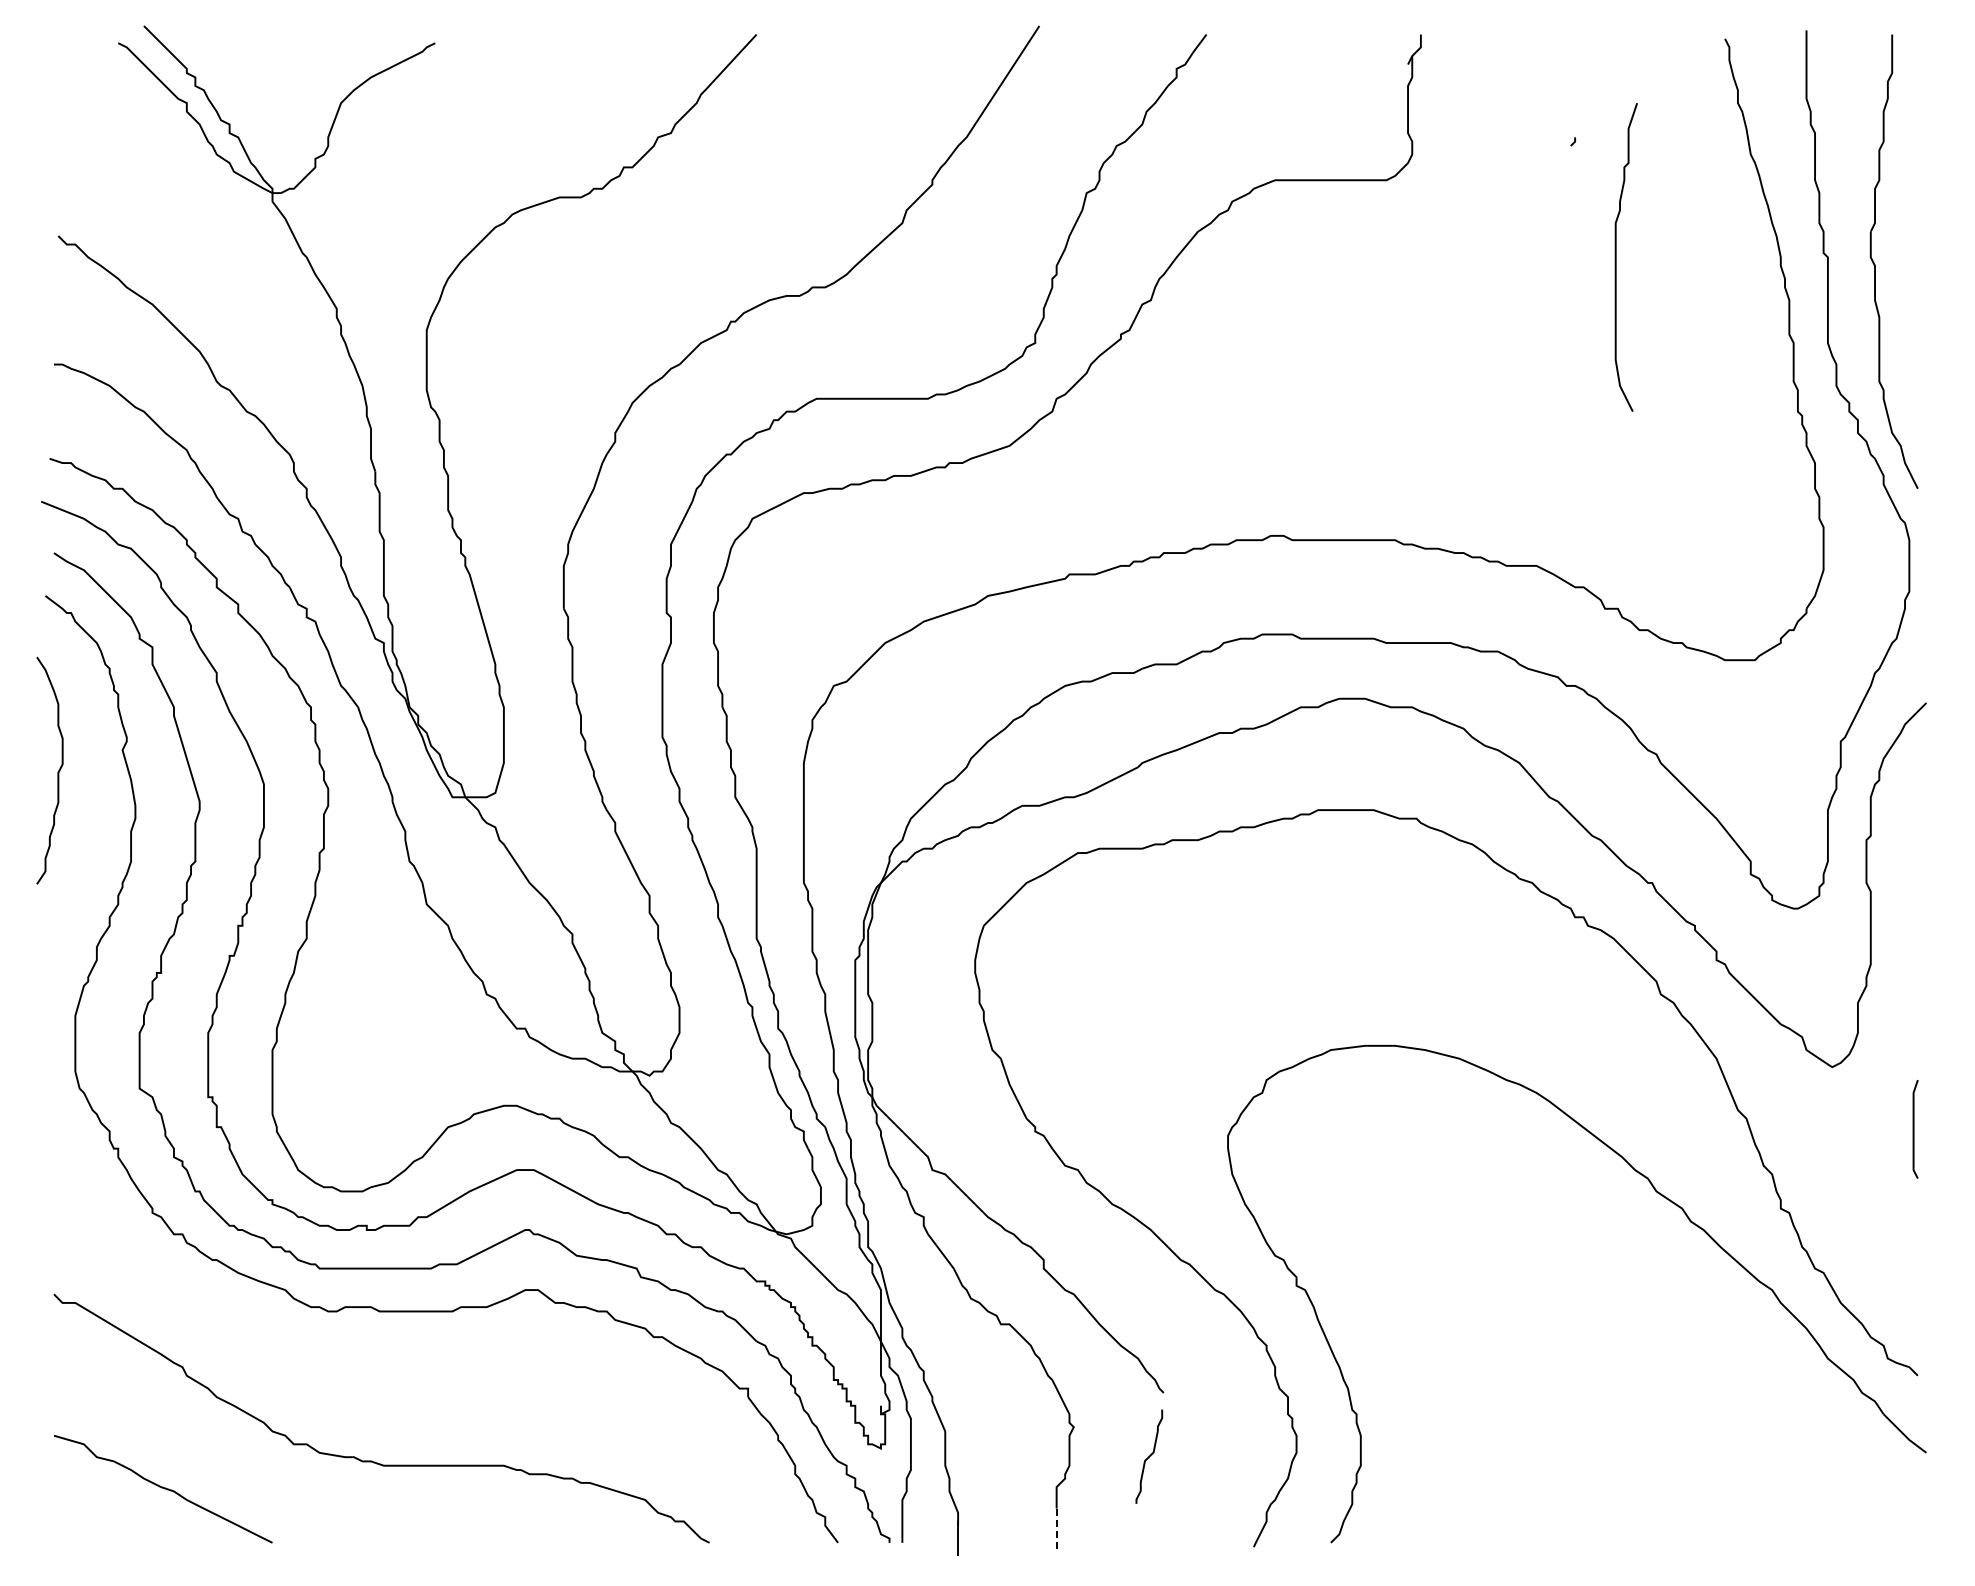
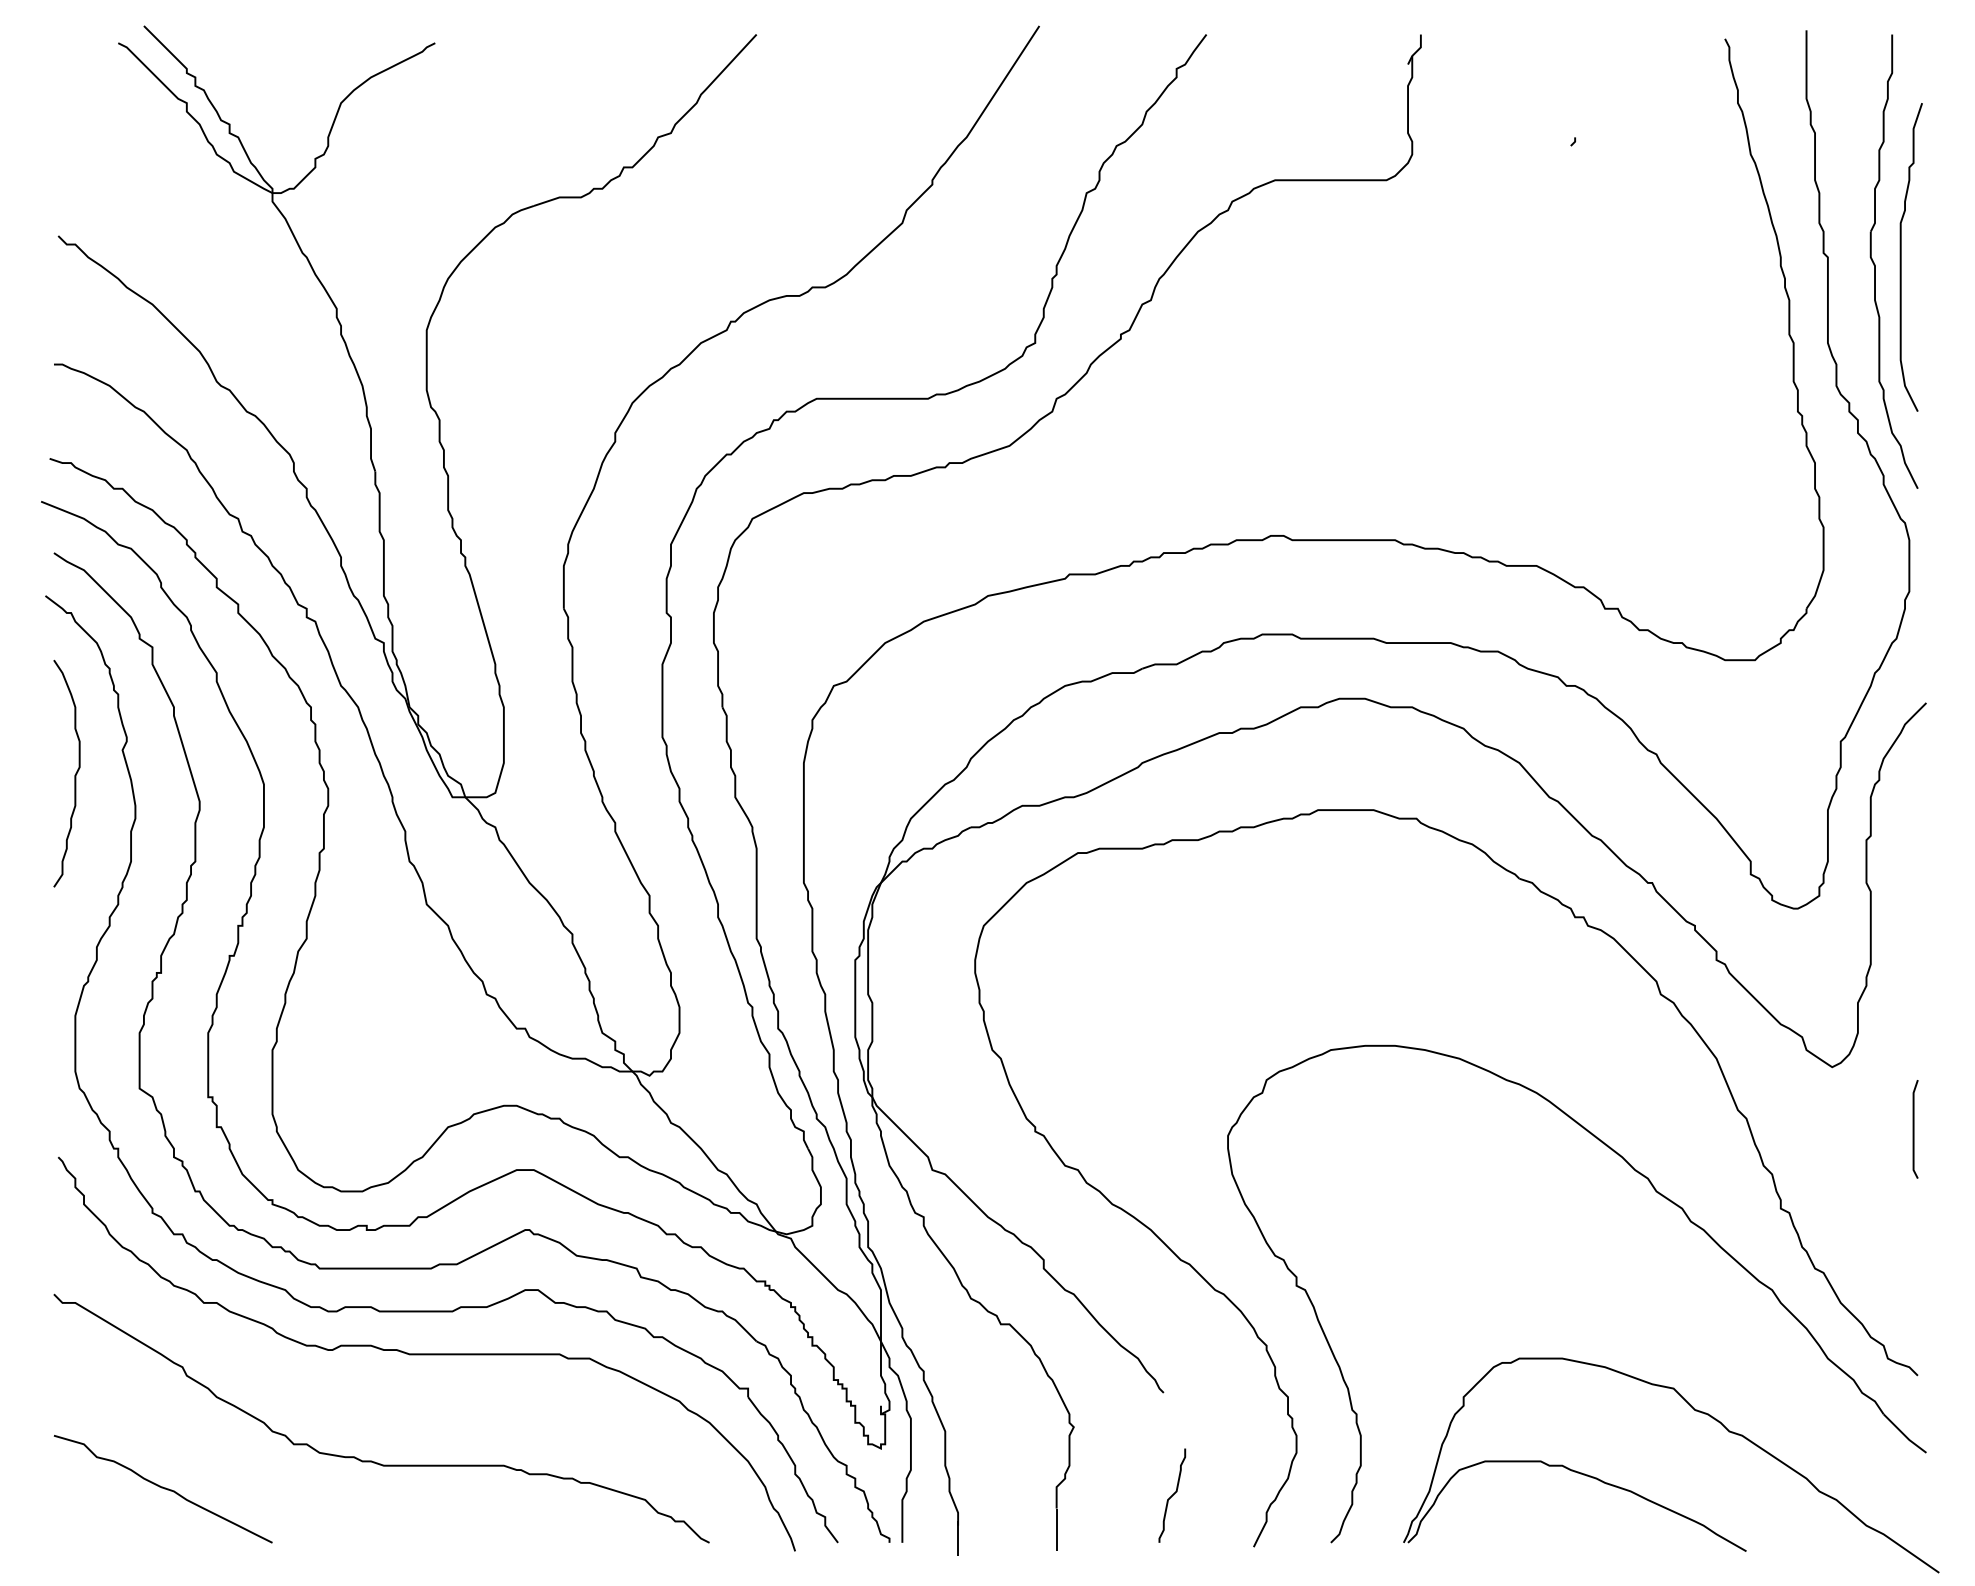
curve position: (1616, 257) -> (1901, 257) (1901, 257)
curve position: (57, 772) -> (74, 775) (74, 775)
curve: none -> present (426, 1354)
curve position: (1149, 1456) -> (1172, 1495) (1172, 1495)
part: none -> present (1654, 1501)
line: dashed -> solid (1056, 1530)
